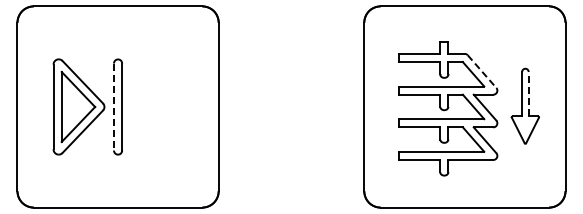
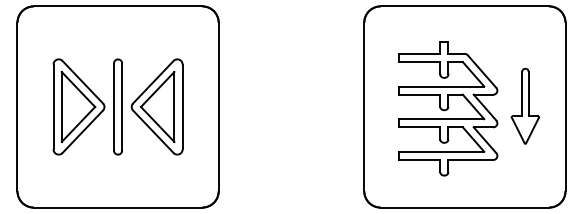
line: dashed -> solid (482, 71)
line: dashed -> solid (528, 93)
part: none -> present (156, 106)
line: dashed -> solid (114, 107)
